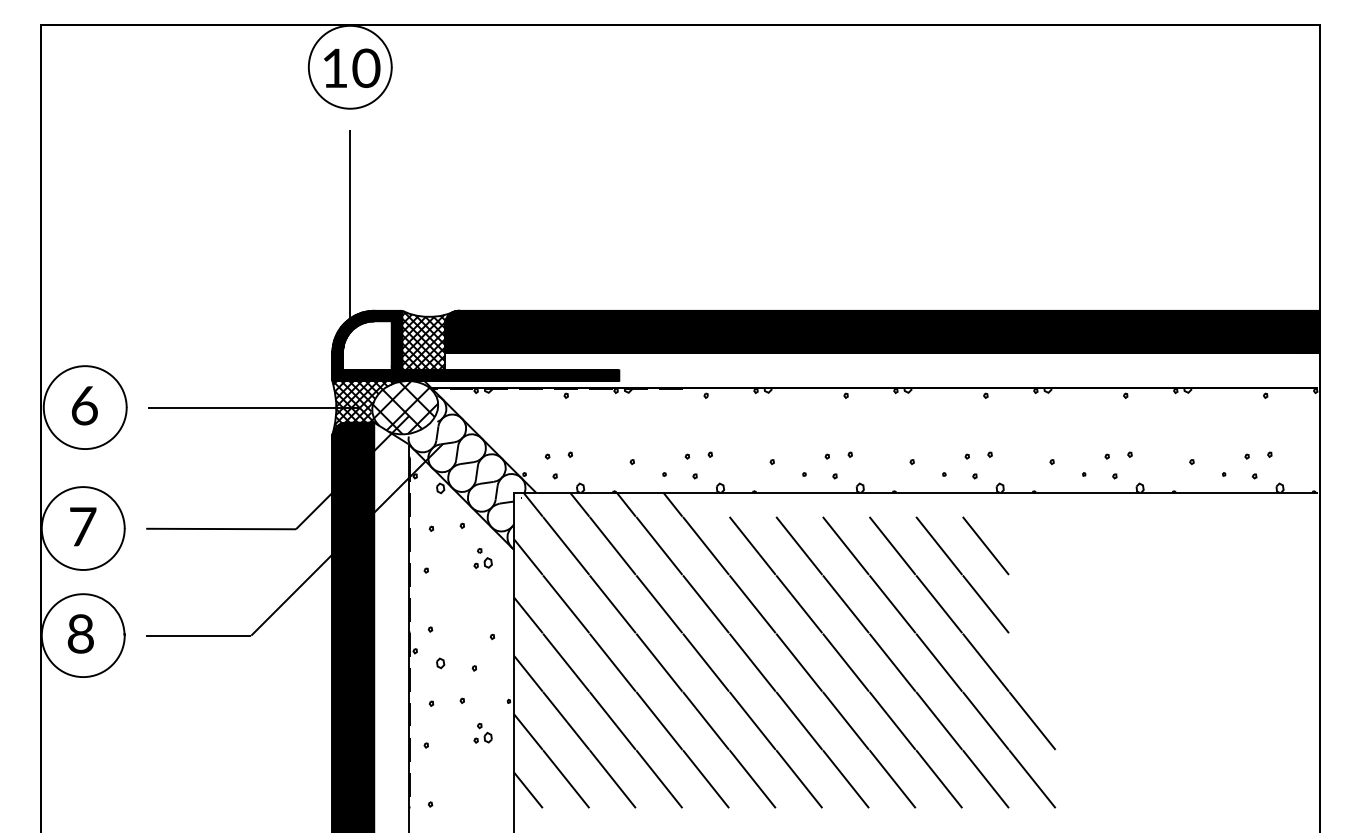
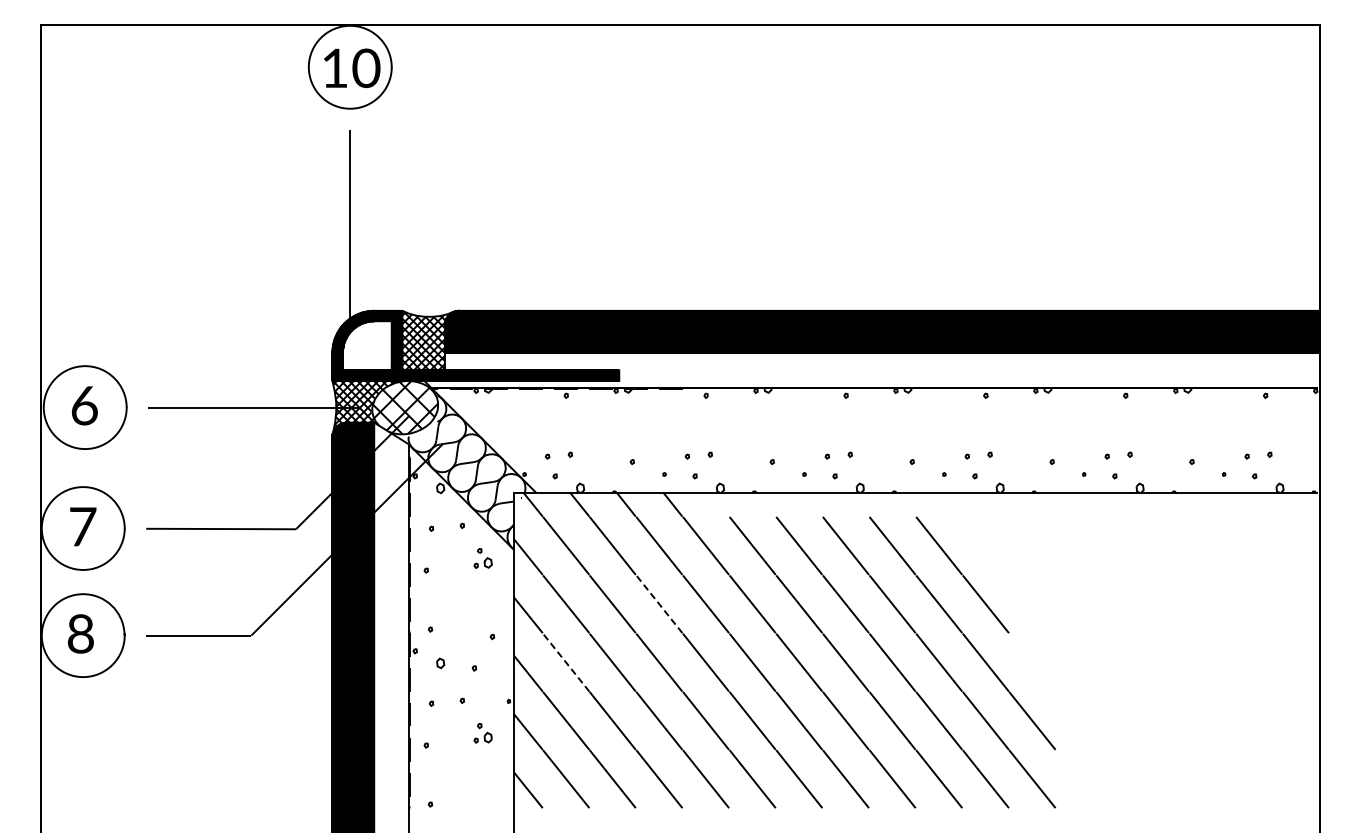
line: present -> none (985, 545)
line: solid -> dashed (659, 604)
line: solid -> dashed (565, 662)
